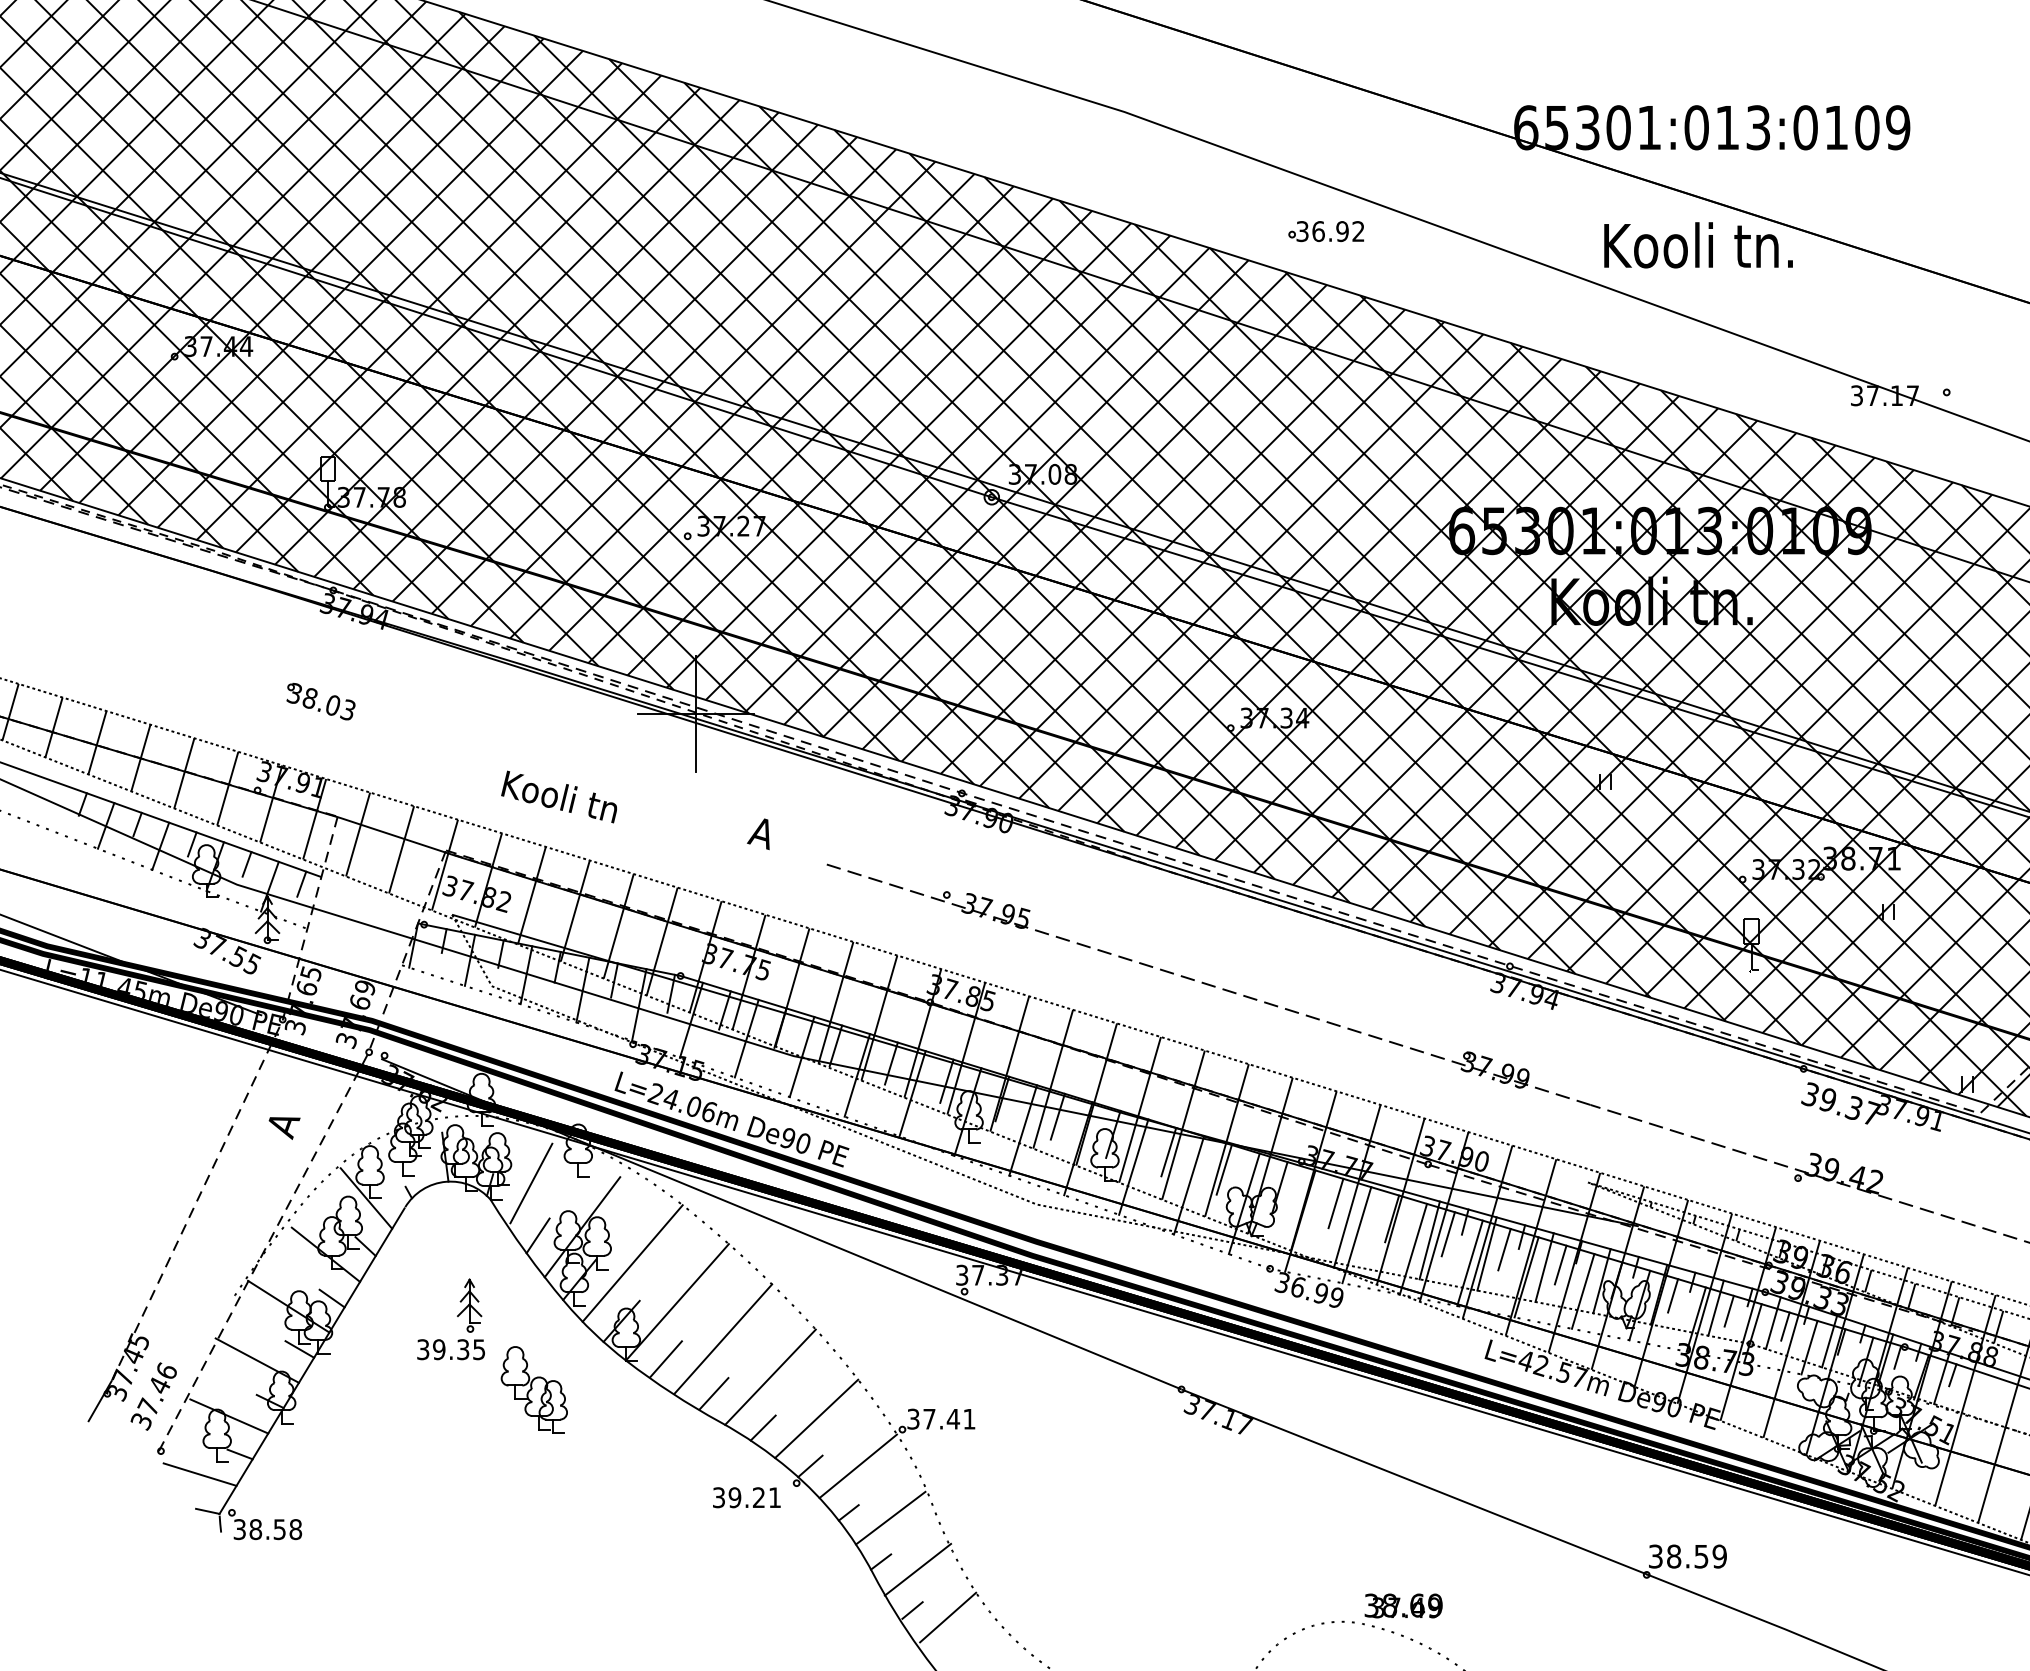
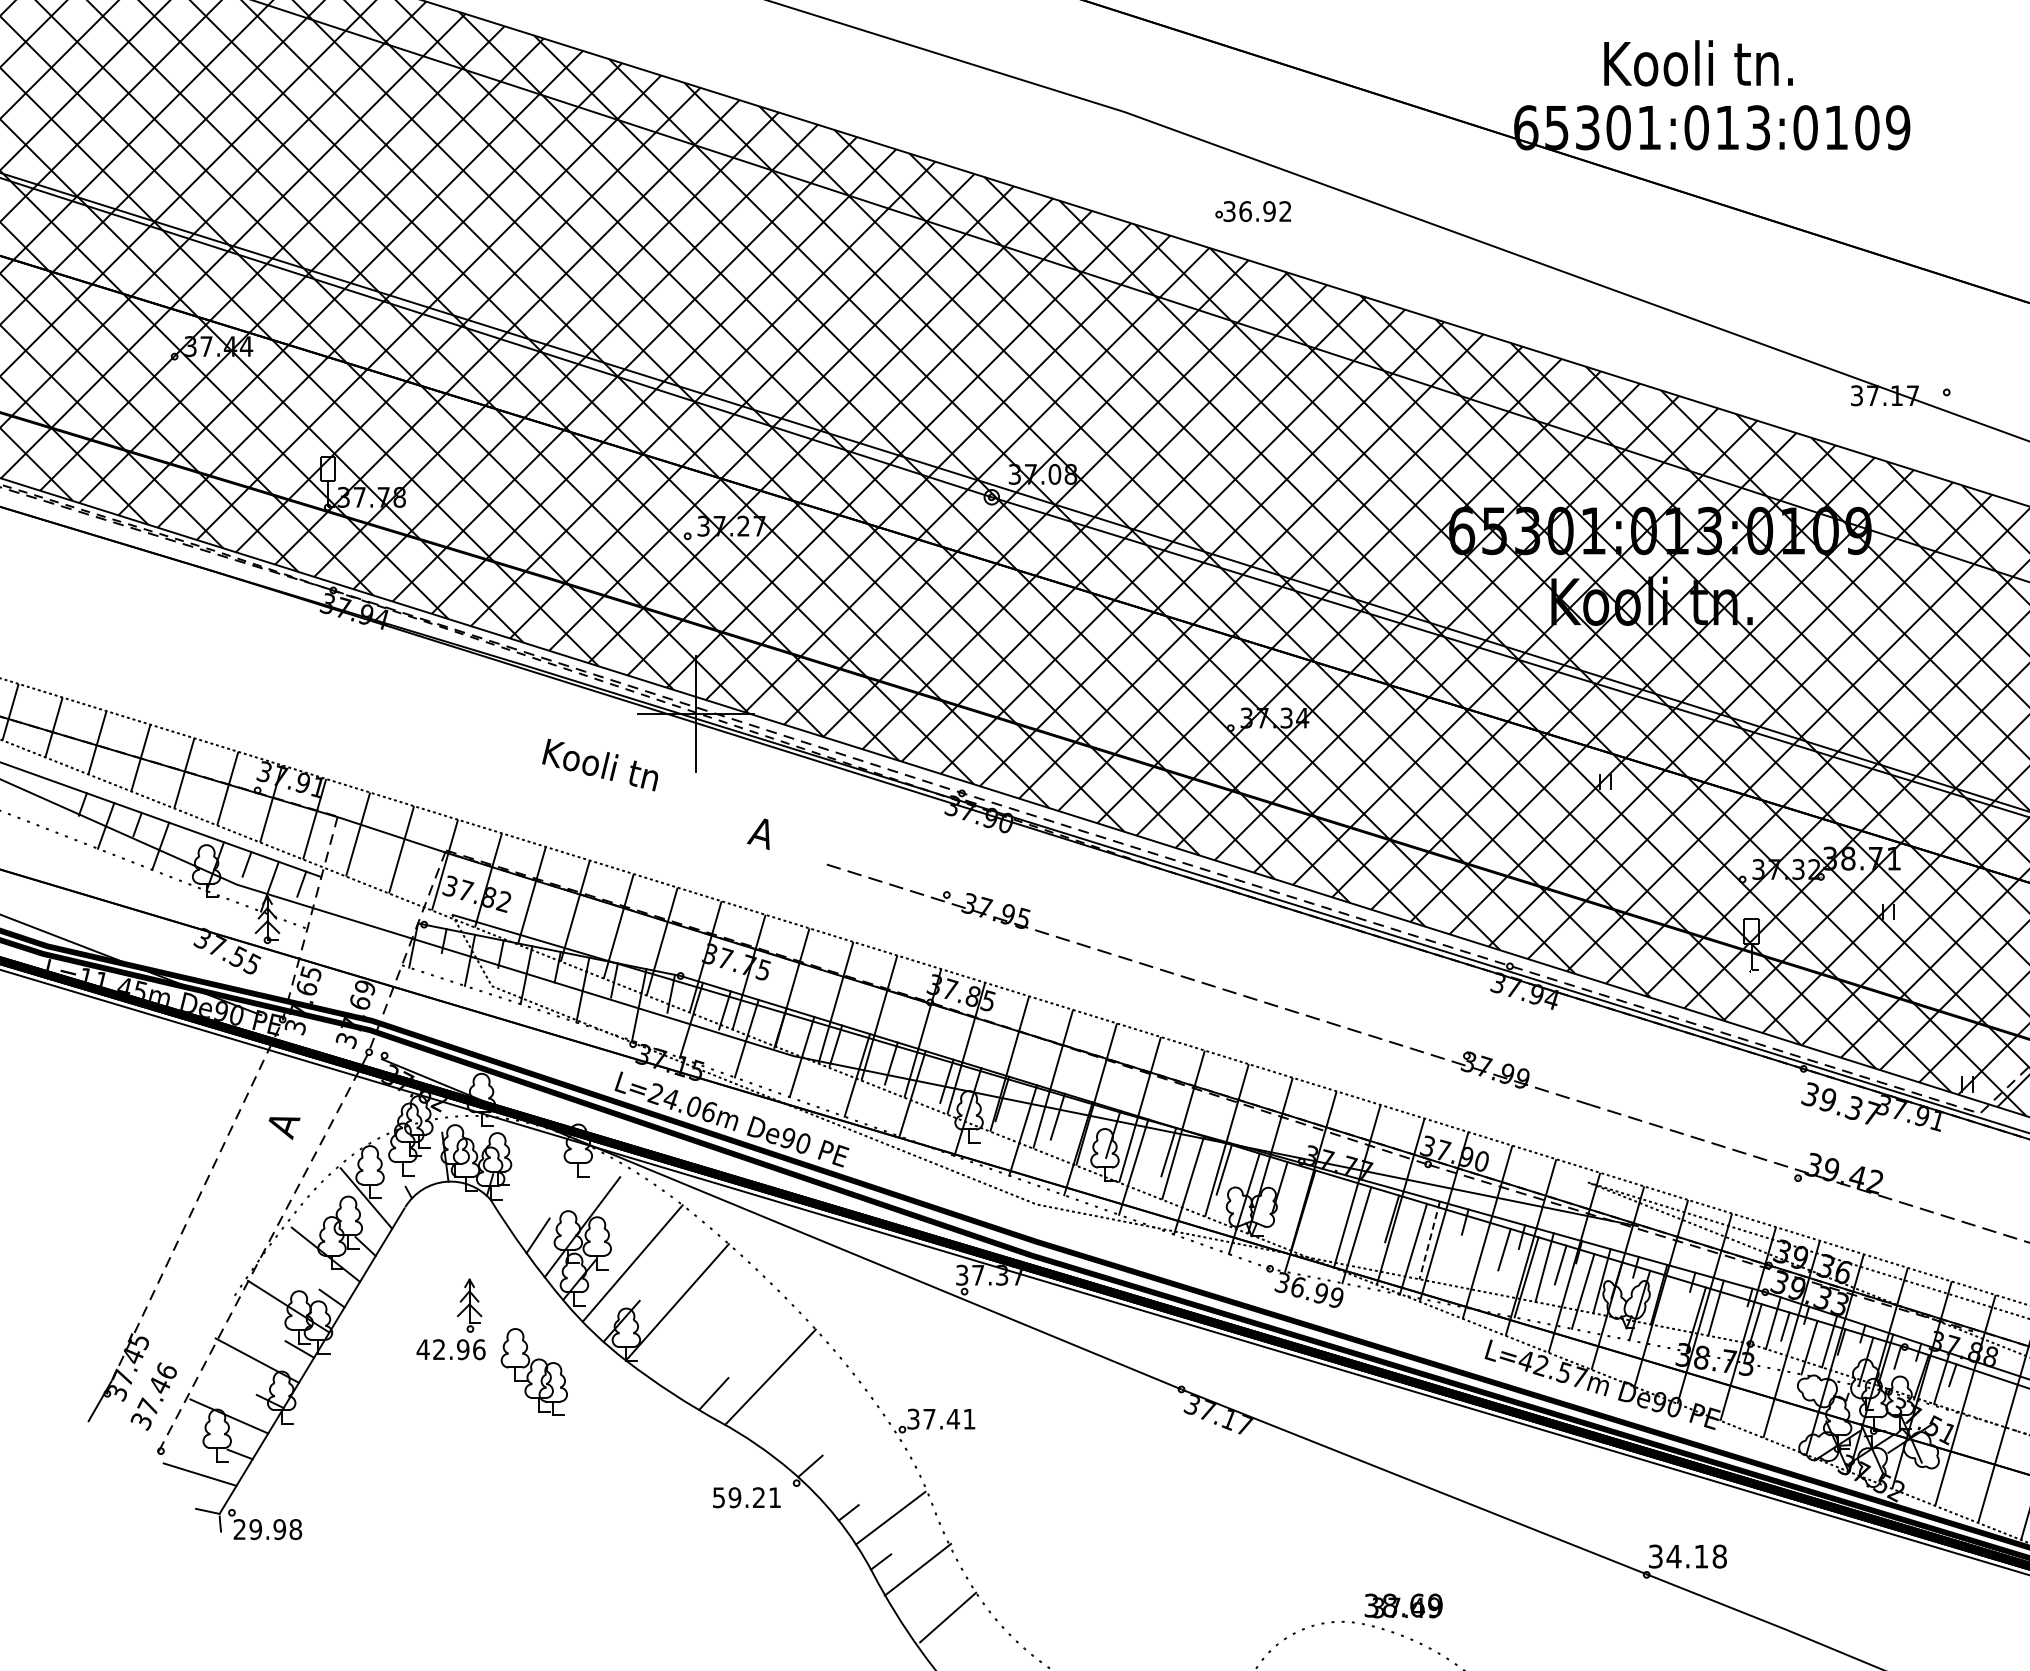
part position: (1325, 231) -> (1252, 211) (1252, 211)
text position: (1698, 245) -> (1698, 63) (1698, 63)
part: present -> none (320, 701)
text position: (558, 796) -> (599, 764) (599, 764)
line: present -> none (192, 844)
line: present -> none (531, 1183)
line: present -> none (1335, 1203)
line: present -> none (1447, 1234)
line: solid -> dashed (1429, 1240)
line: present -> none (1486, 1253)
line: present -> none (1469, 1263)
hatch: present -> none (1805, 1265)
line: present -> none (1673, 1295)
line: present -> none (1728, 1310)
line: present -> none (723, 1338)
text: 39.35 -> 42.96 (450, 1349)
line: present -> none (665, 1358)
part position: (533, 1389) -> (533, 1371) (533, 1371)
line: present -> none (816, 1418)
line: present -> none (762, 1427)
line: present -> none (857, 1466)
text: 39.21 -> 59.21 (718, 1497)
text: 38.58 -> 29.98 (259, 1529)
text: 38.59 -> 34.18 (1696, 1556)
line: present -> none (912, 1610)
